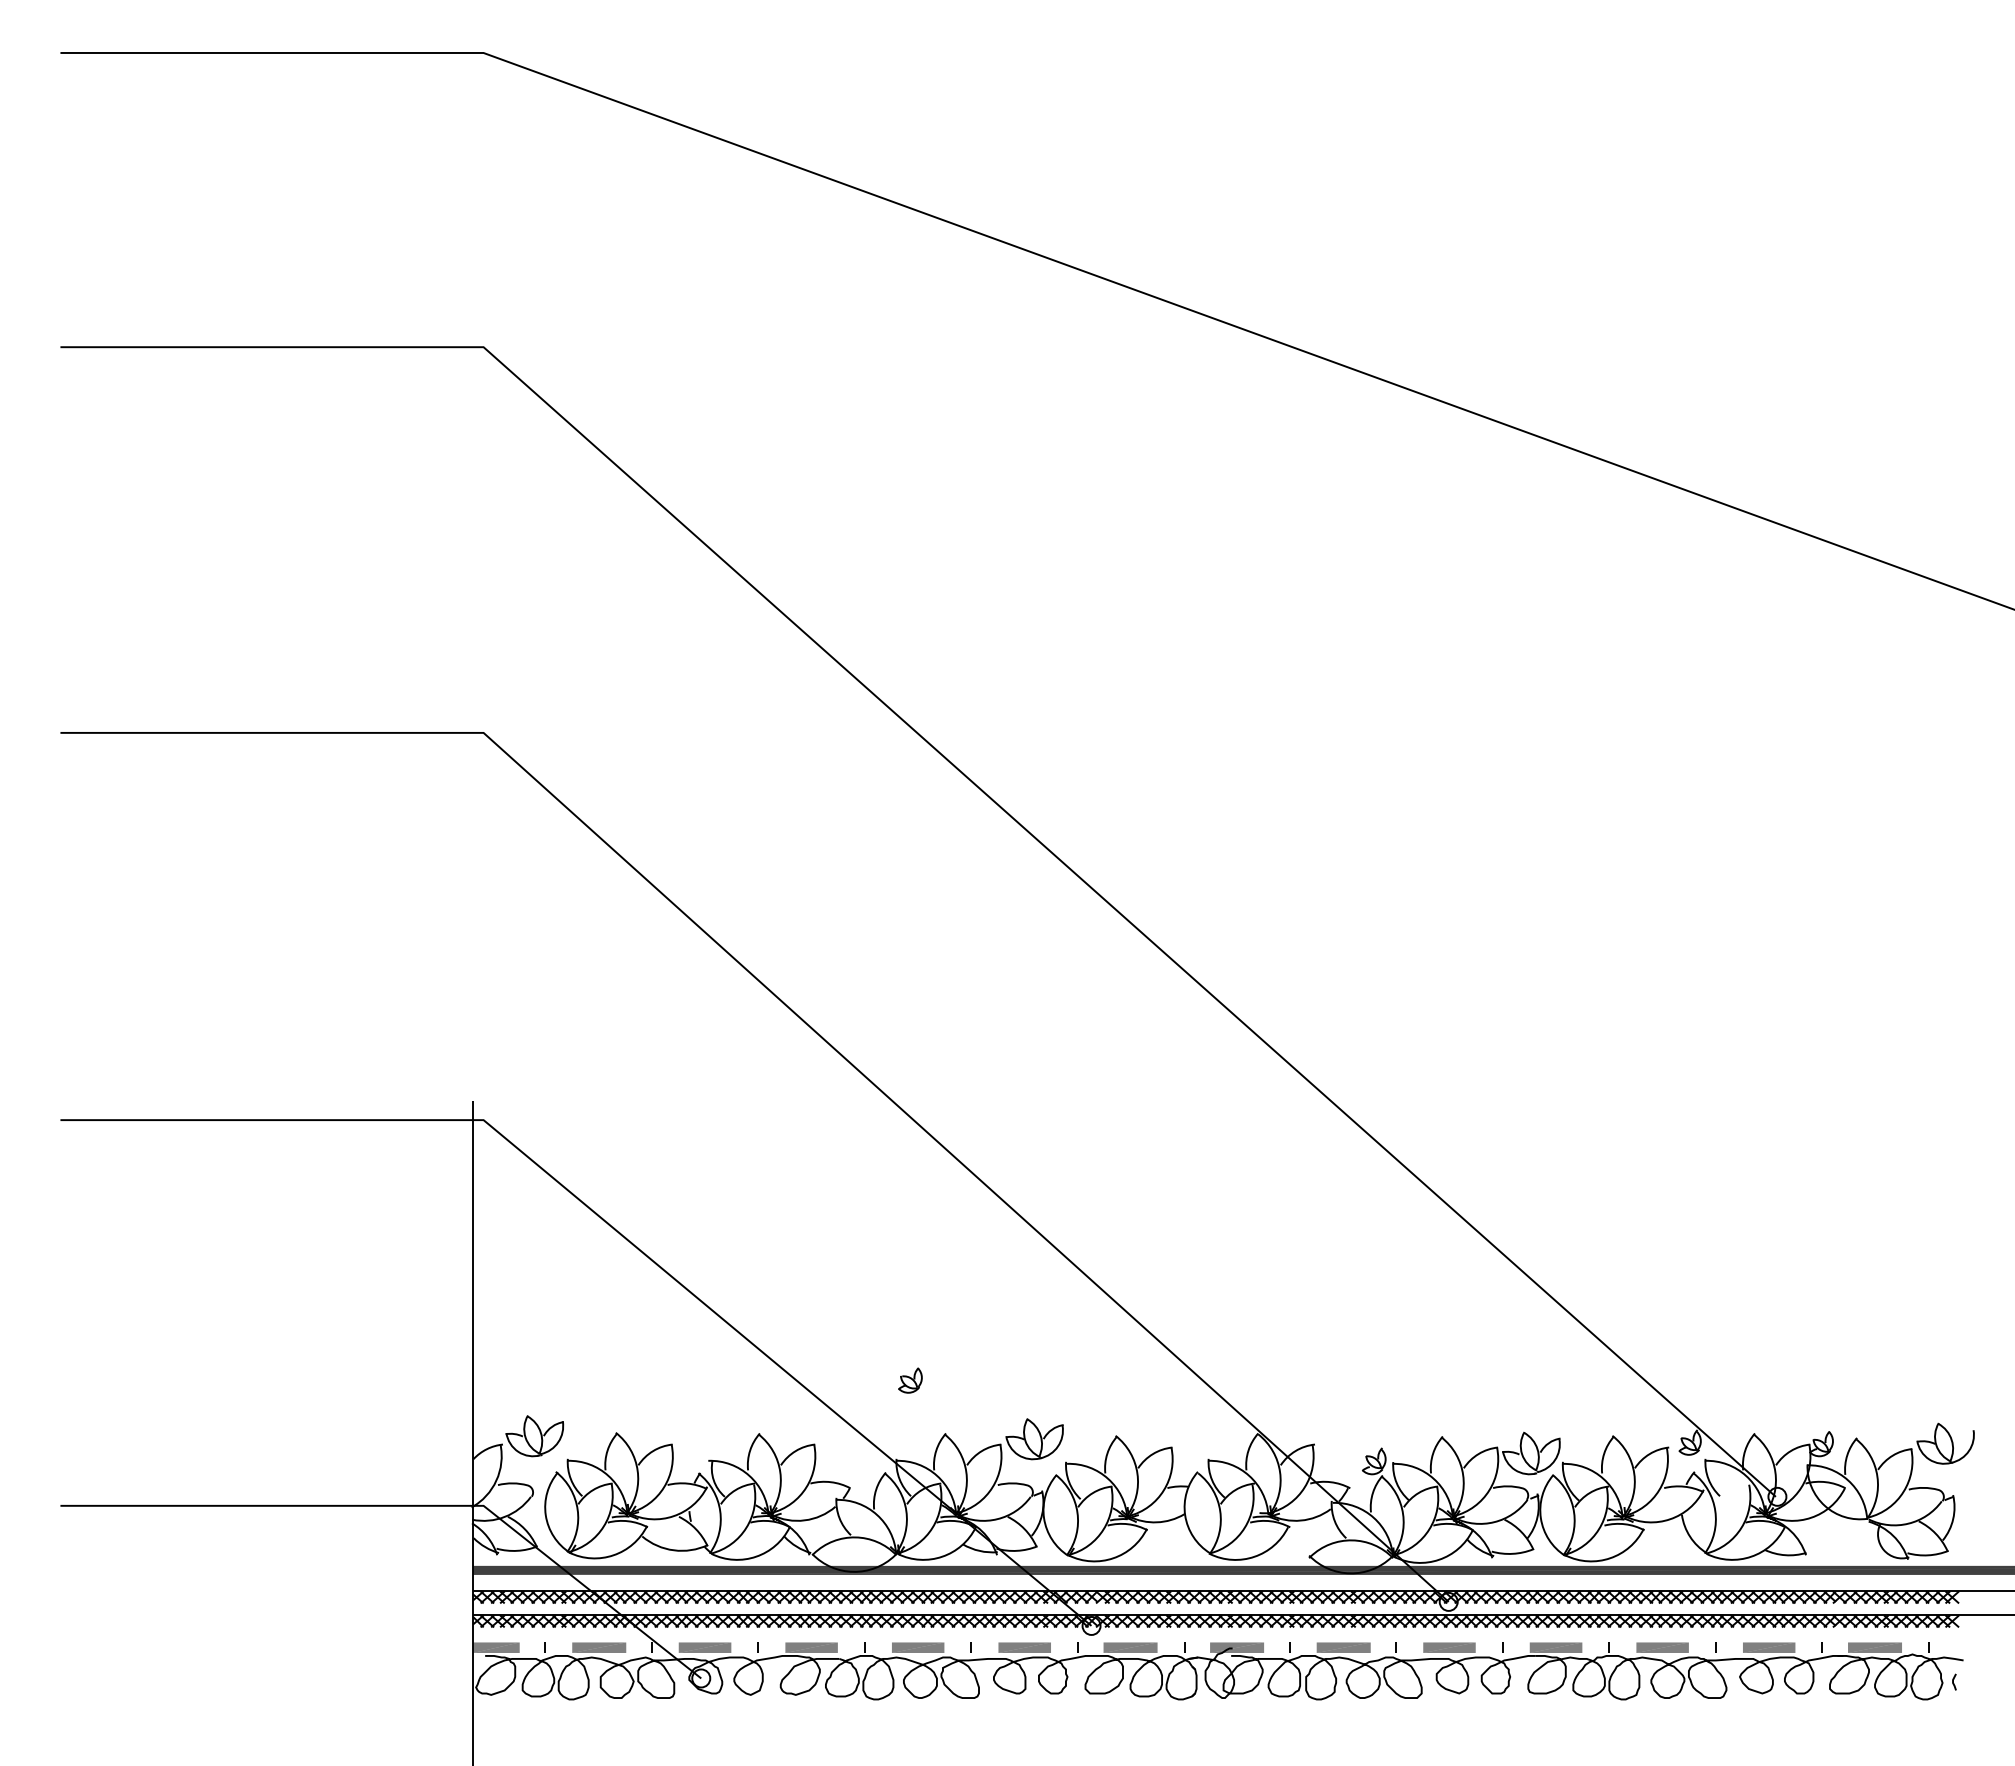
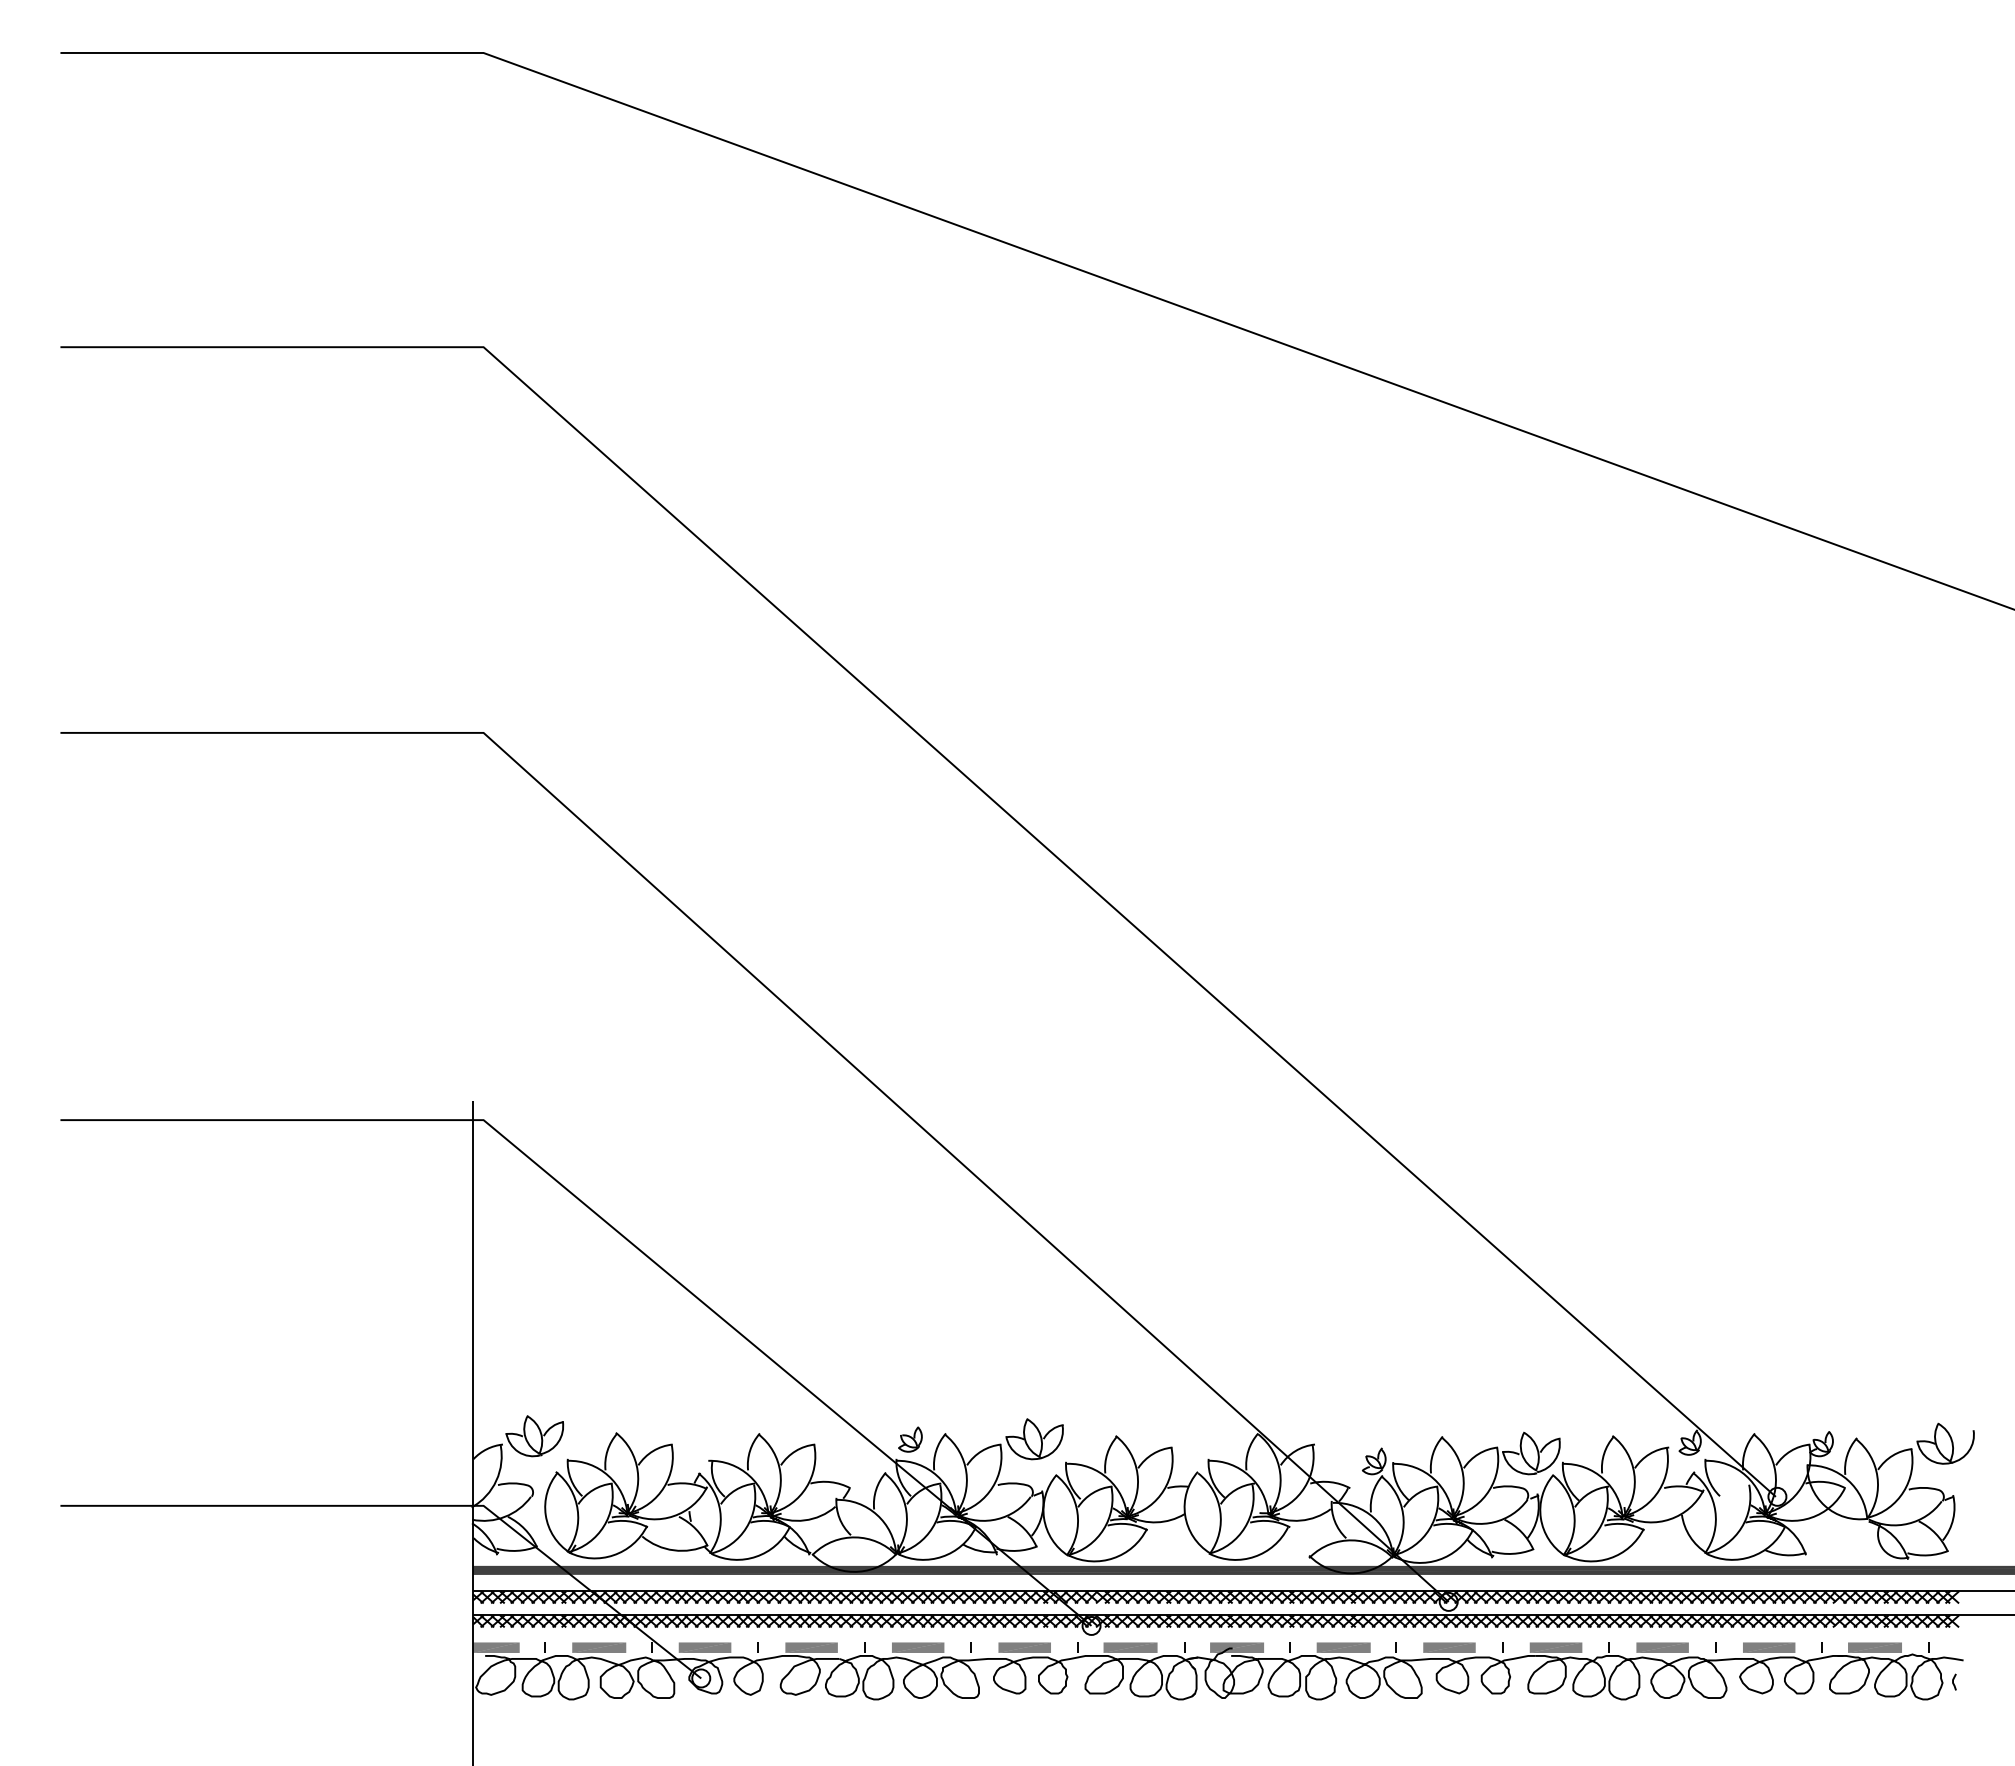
part position: (910, 1380) -> (910, 1439) (910, 1439)
